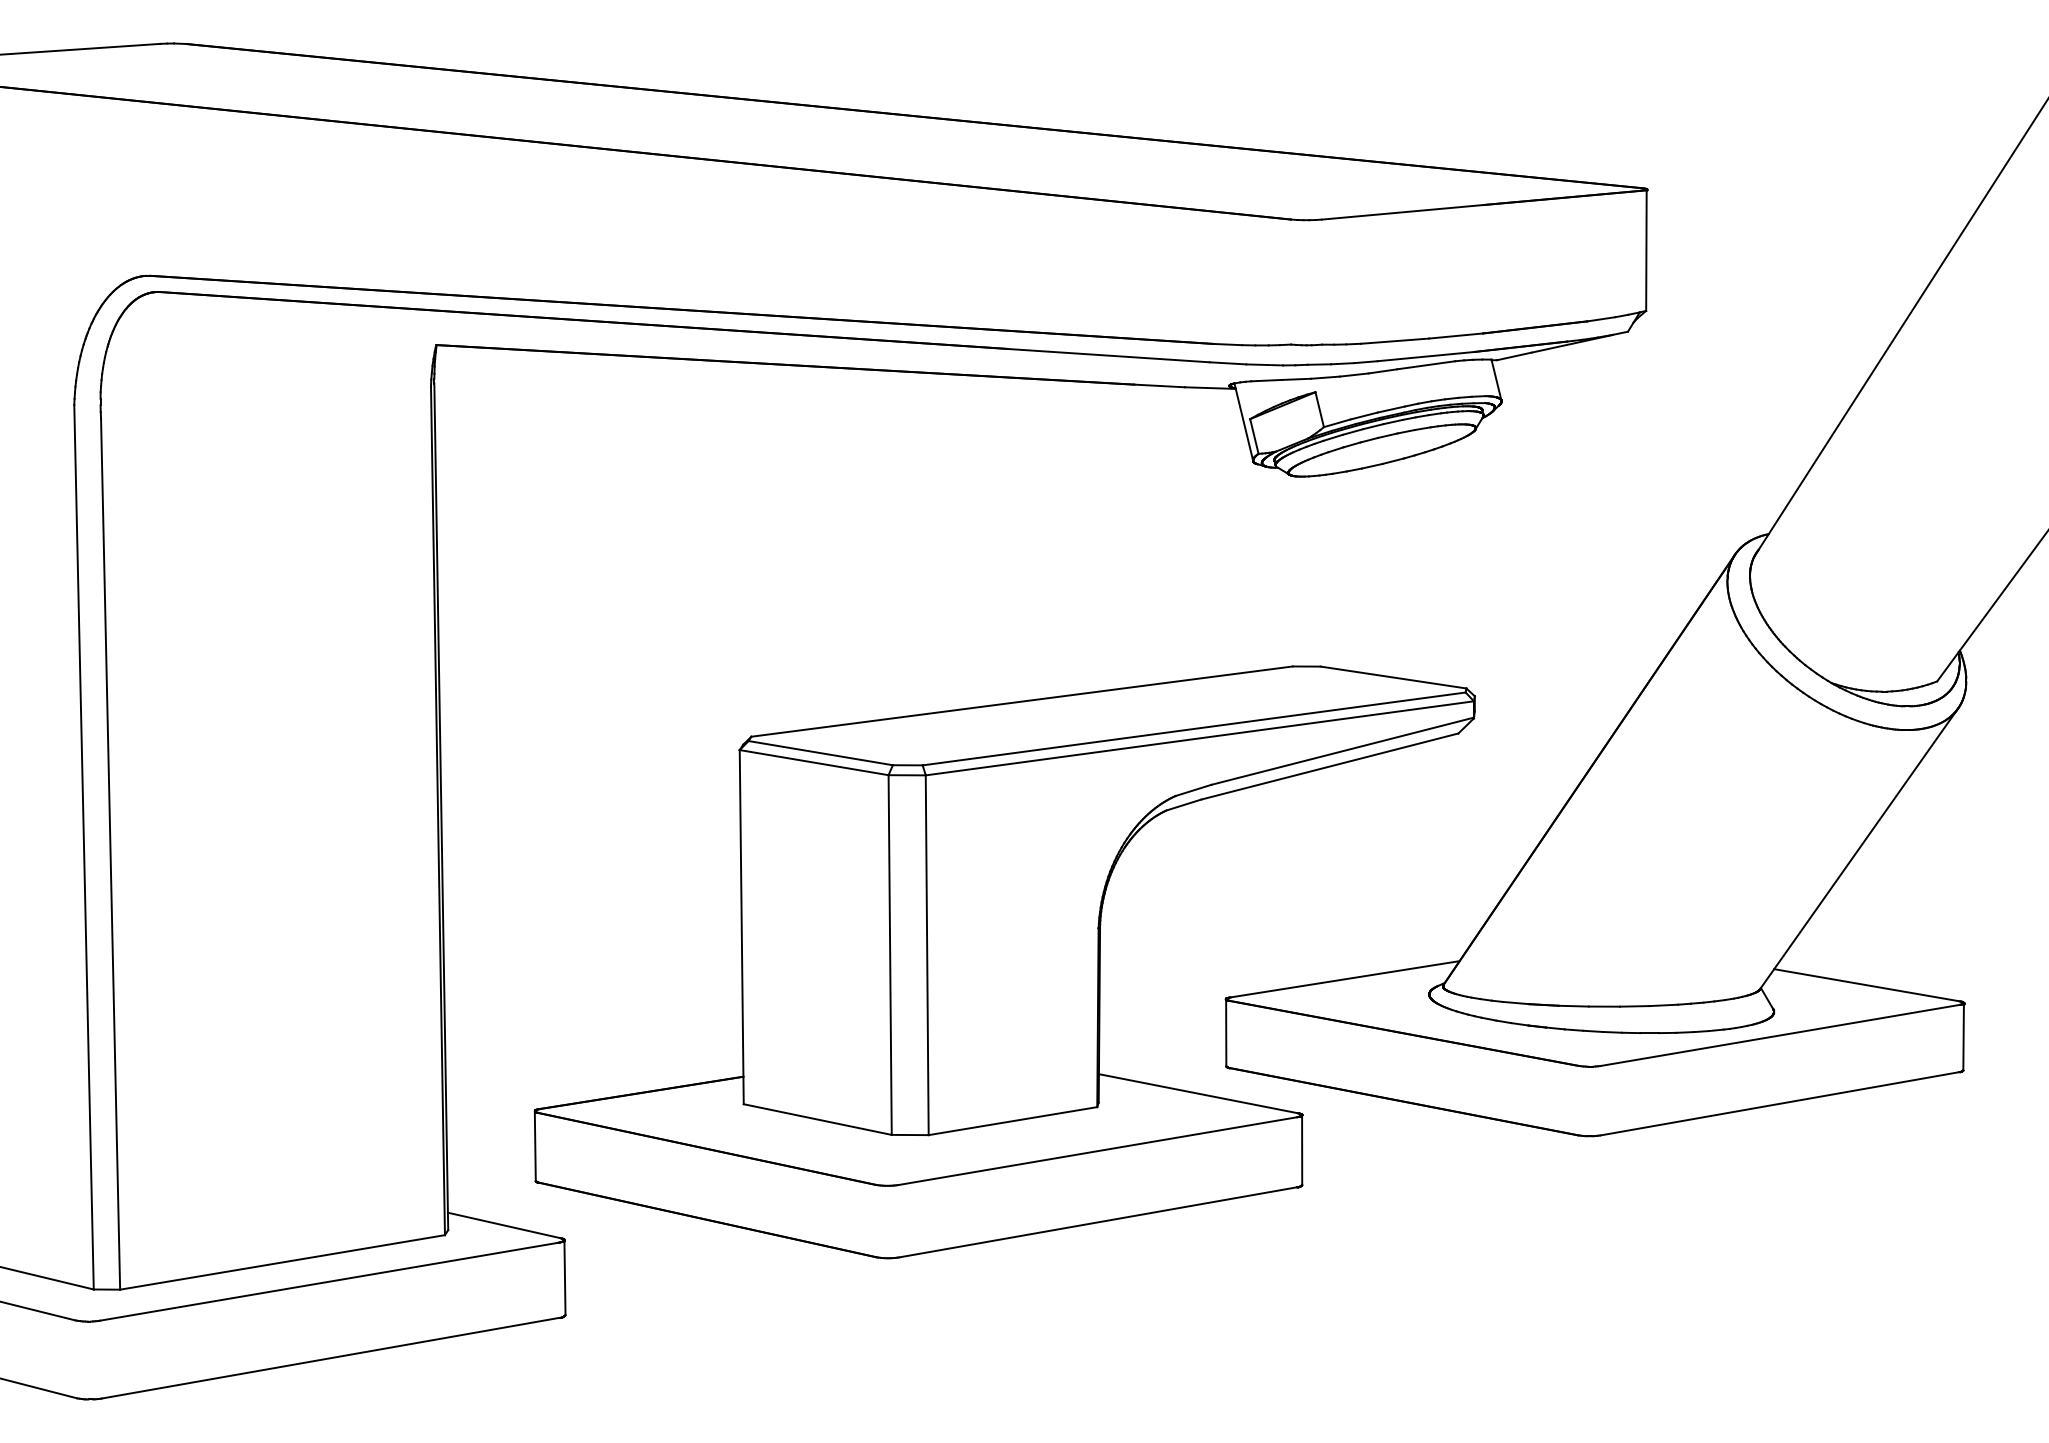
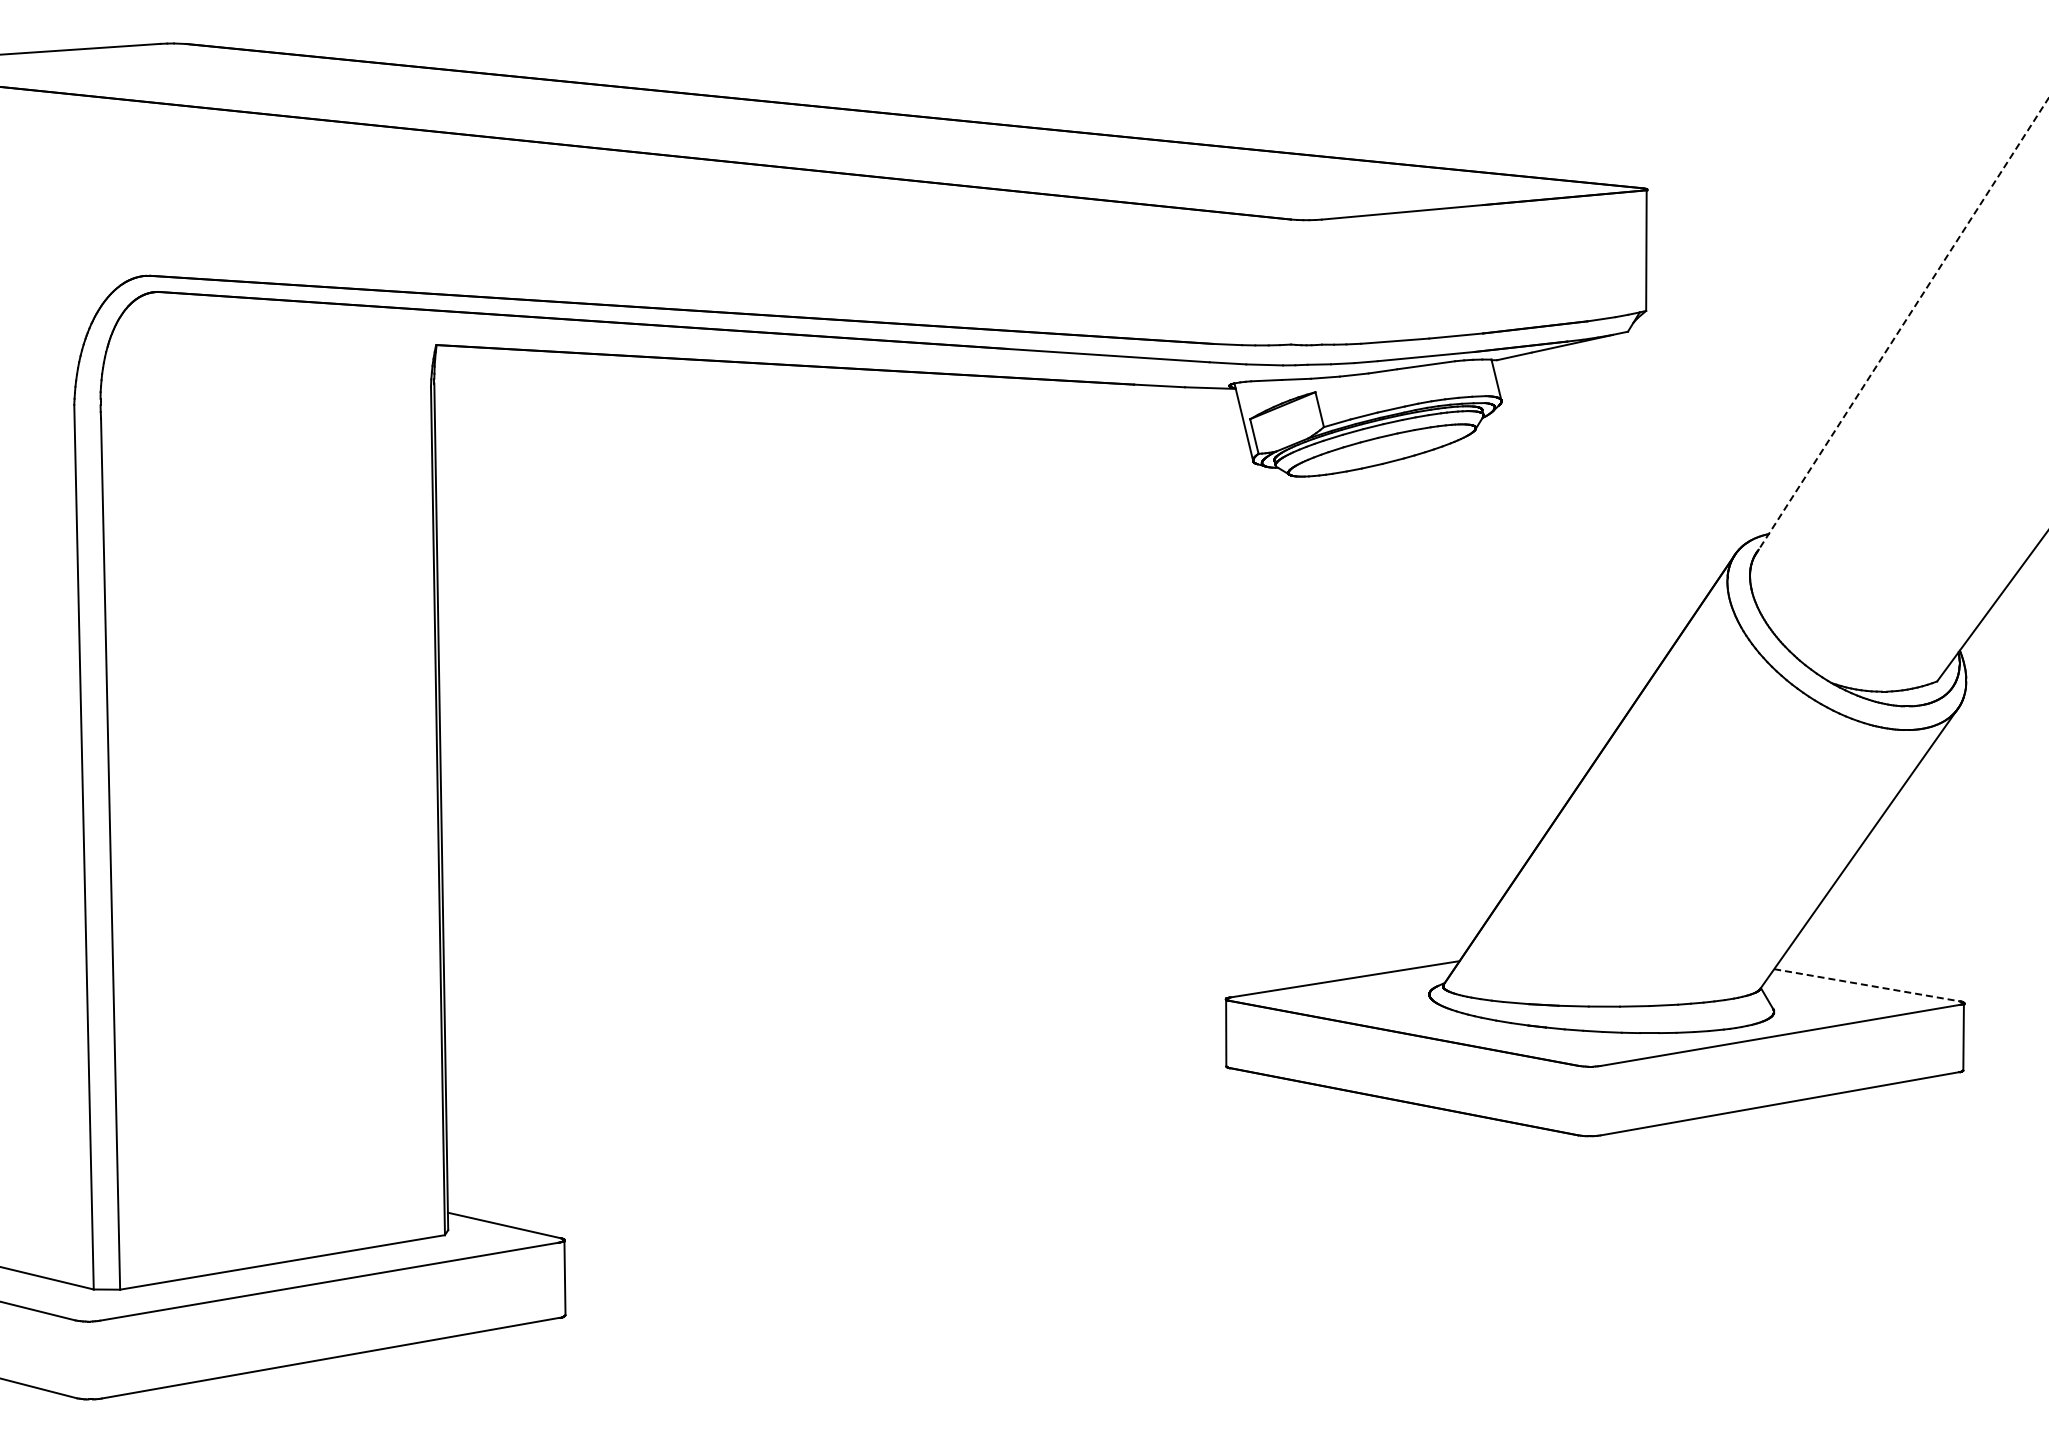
line: solid -> dashed (1901, 327)
part: present -> none (1004, 962)
line: solid -> dashed (1866, 985)
